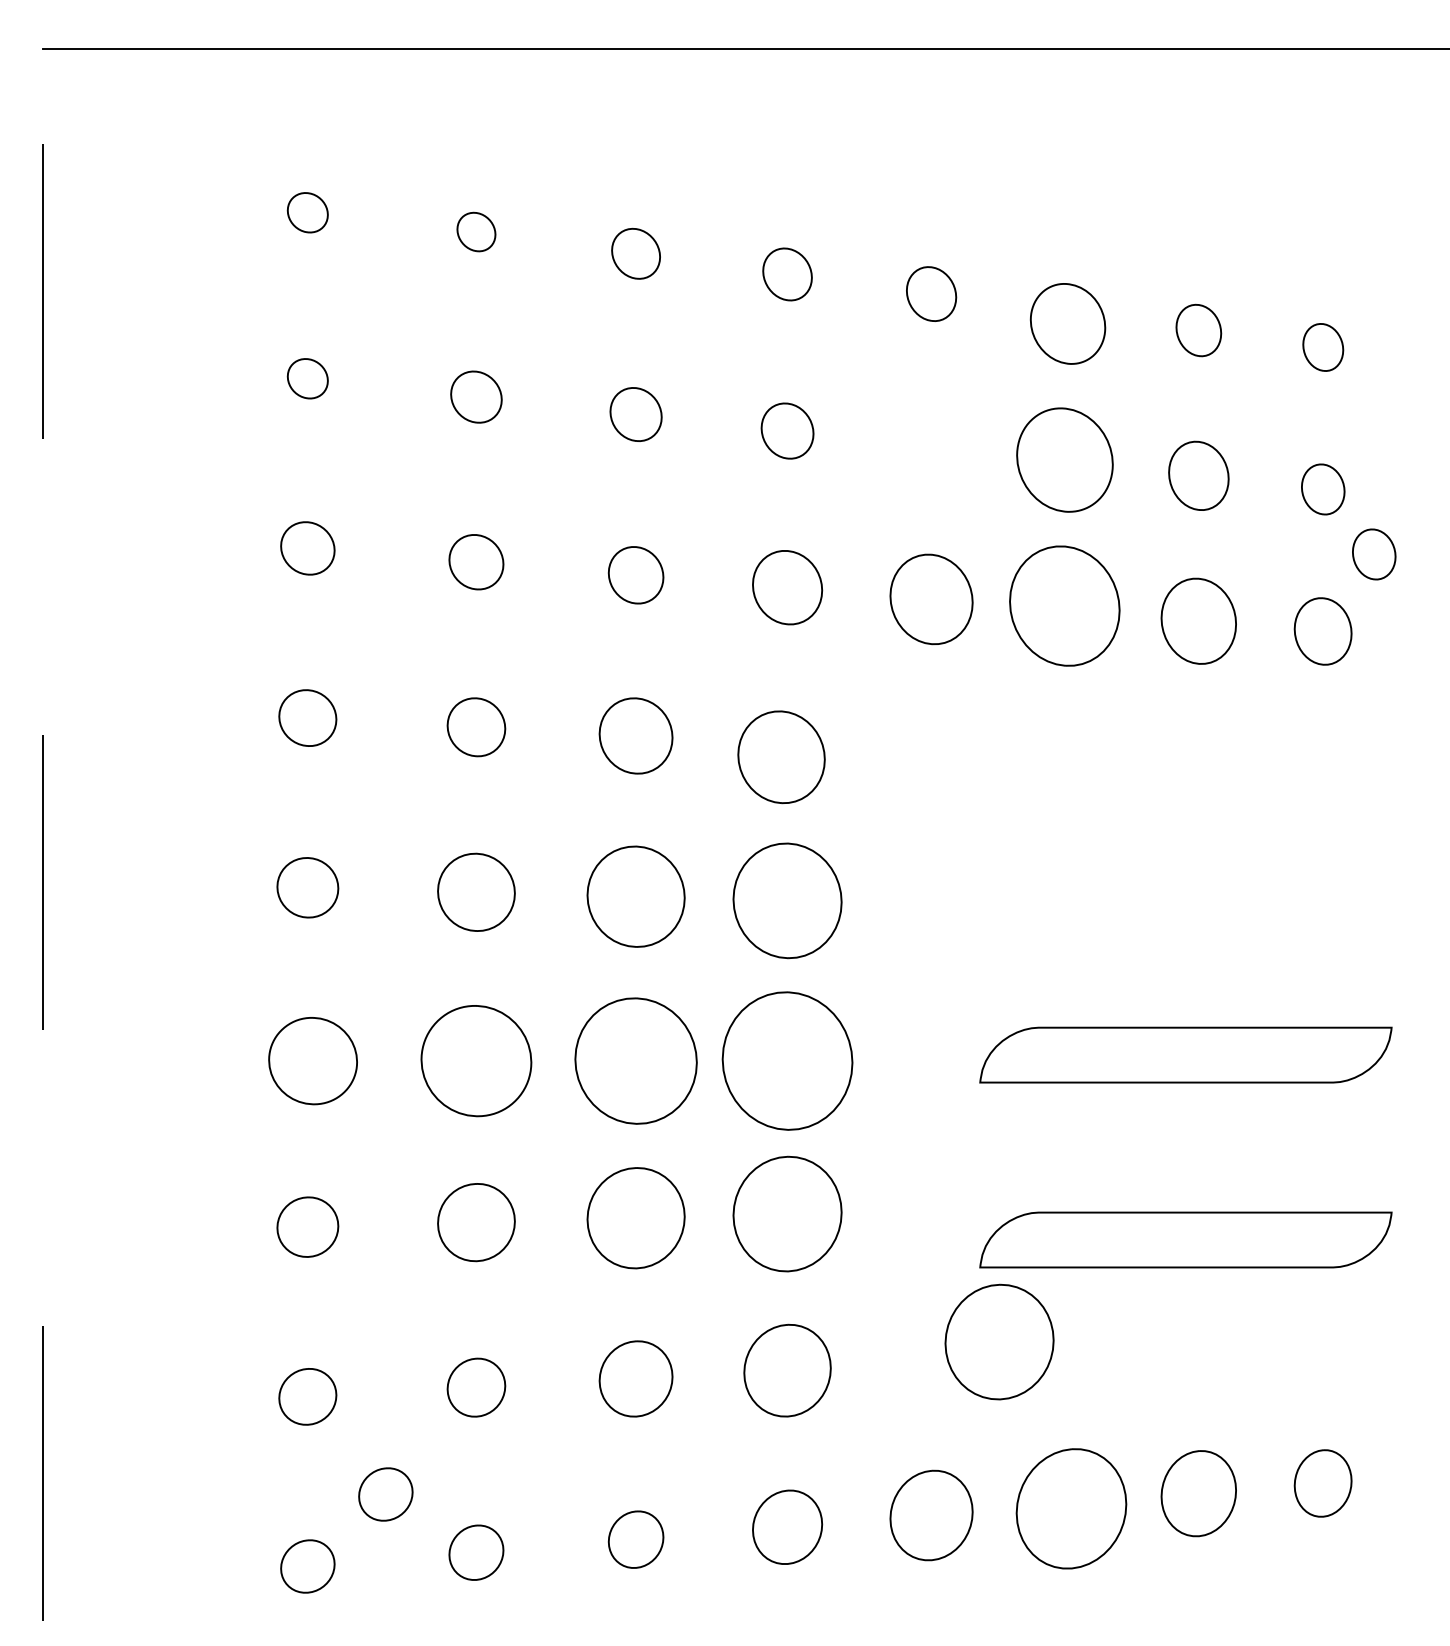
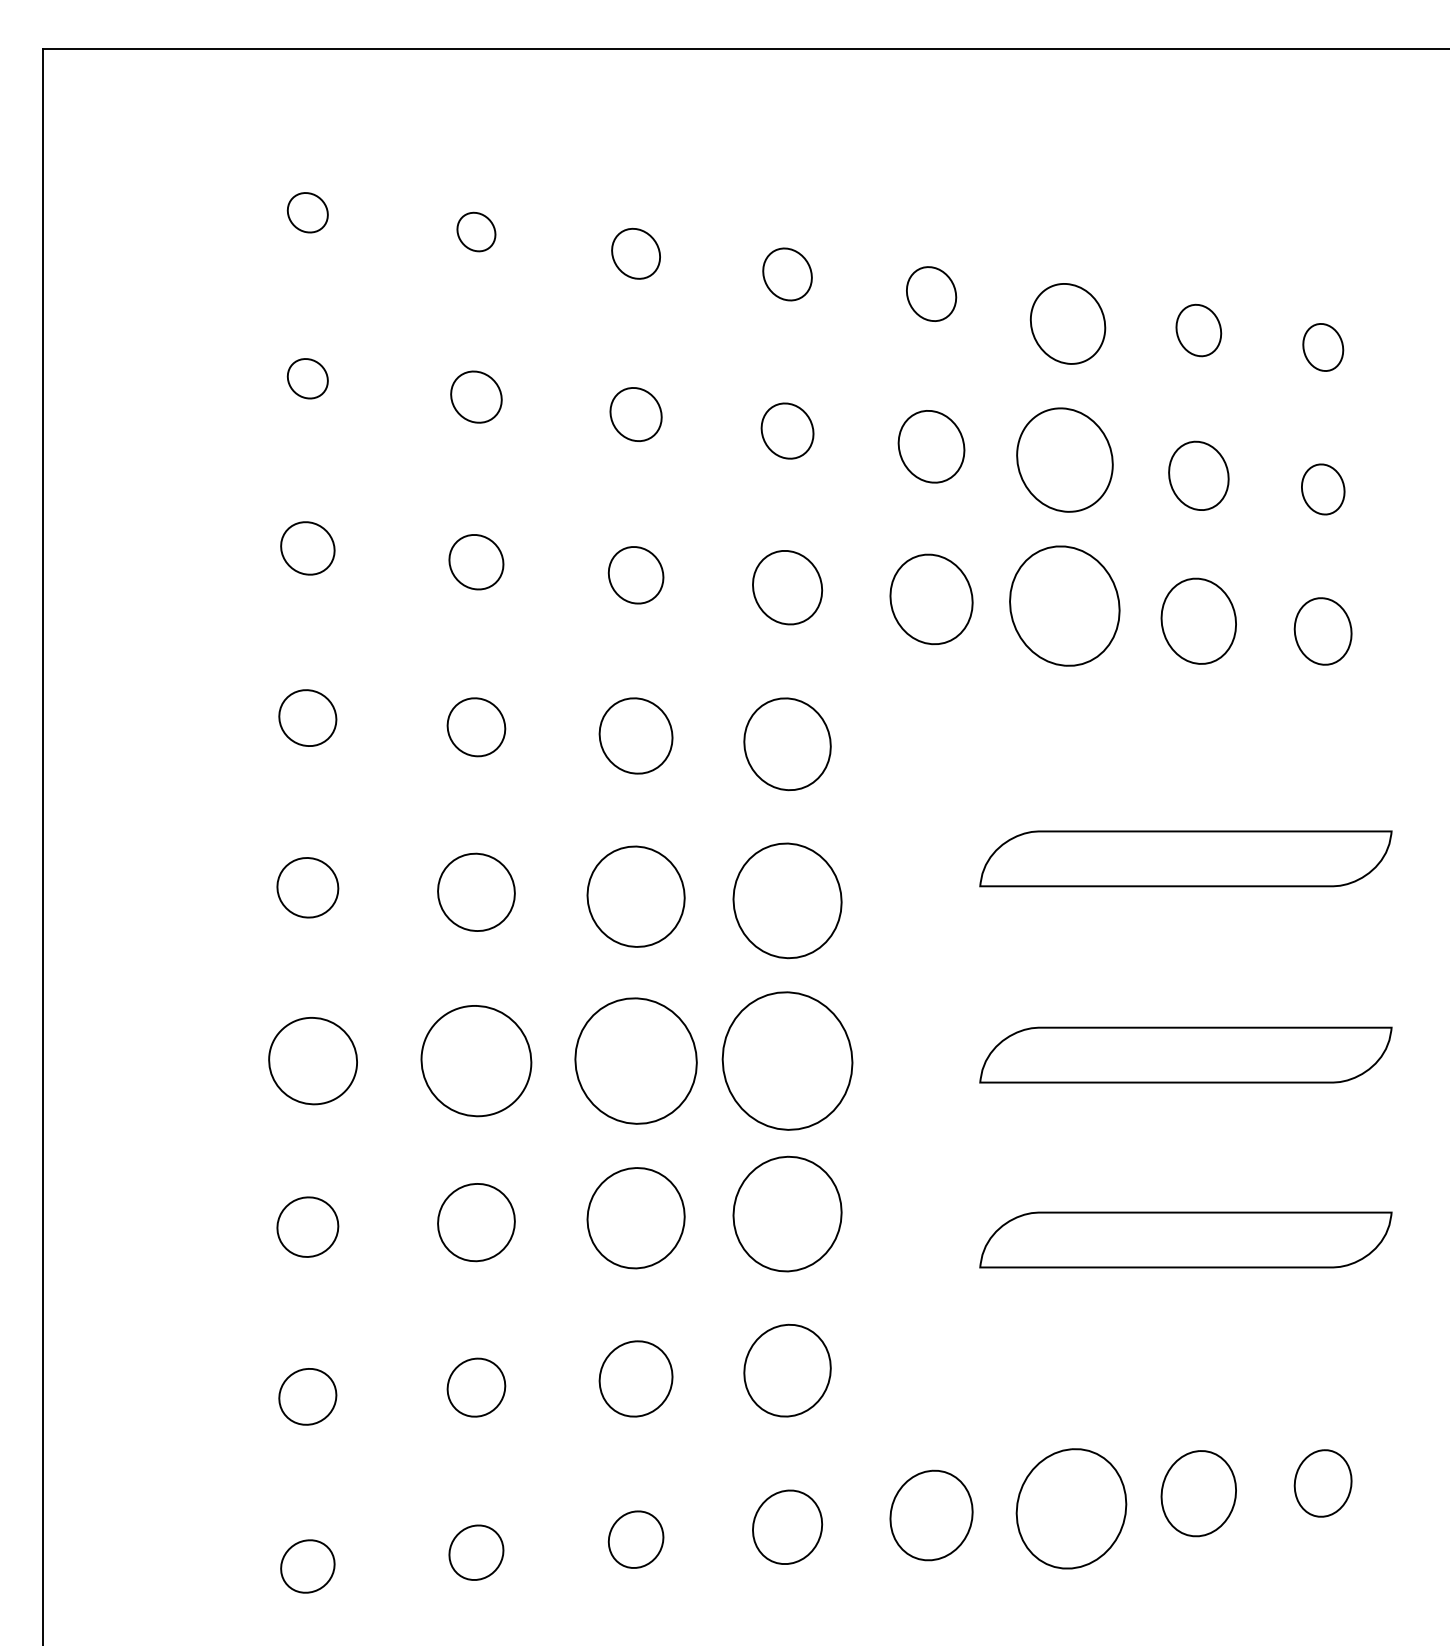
part: none -> present (931, 446)
part: present -> none (1374, 554)
part position: (781, 757) -> (787, 744) (787, 744)
line: dashed -> solid (43, 847)
part: none -> present (1185, 858)
part: present -> none (999, 1341)
part: present -> none (385, 1494)
